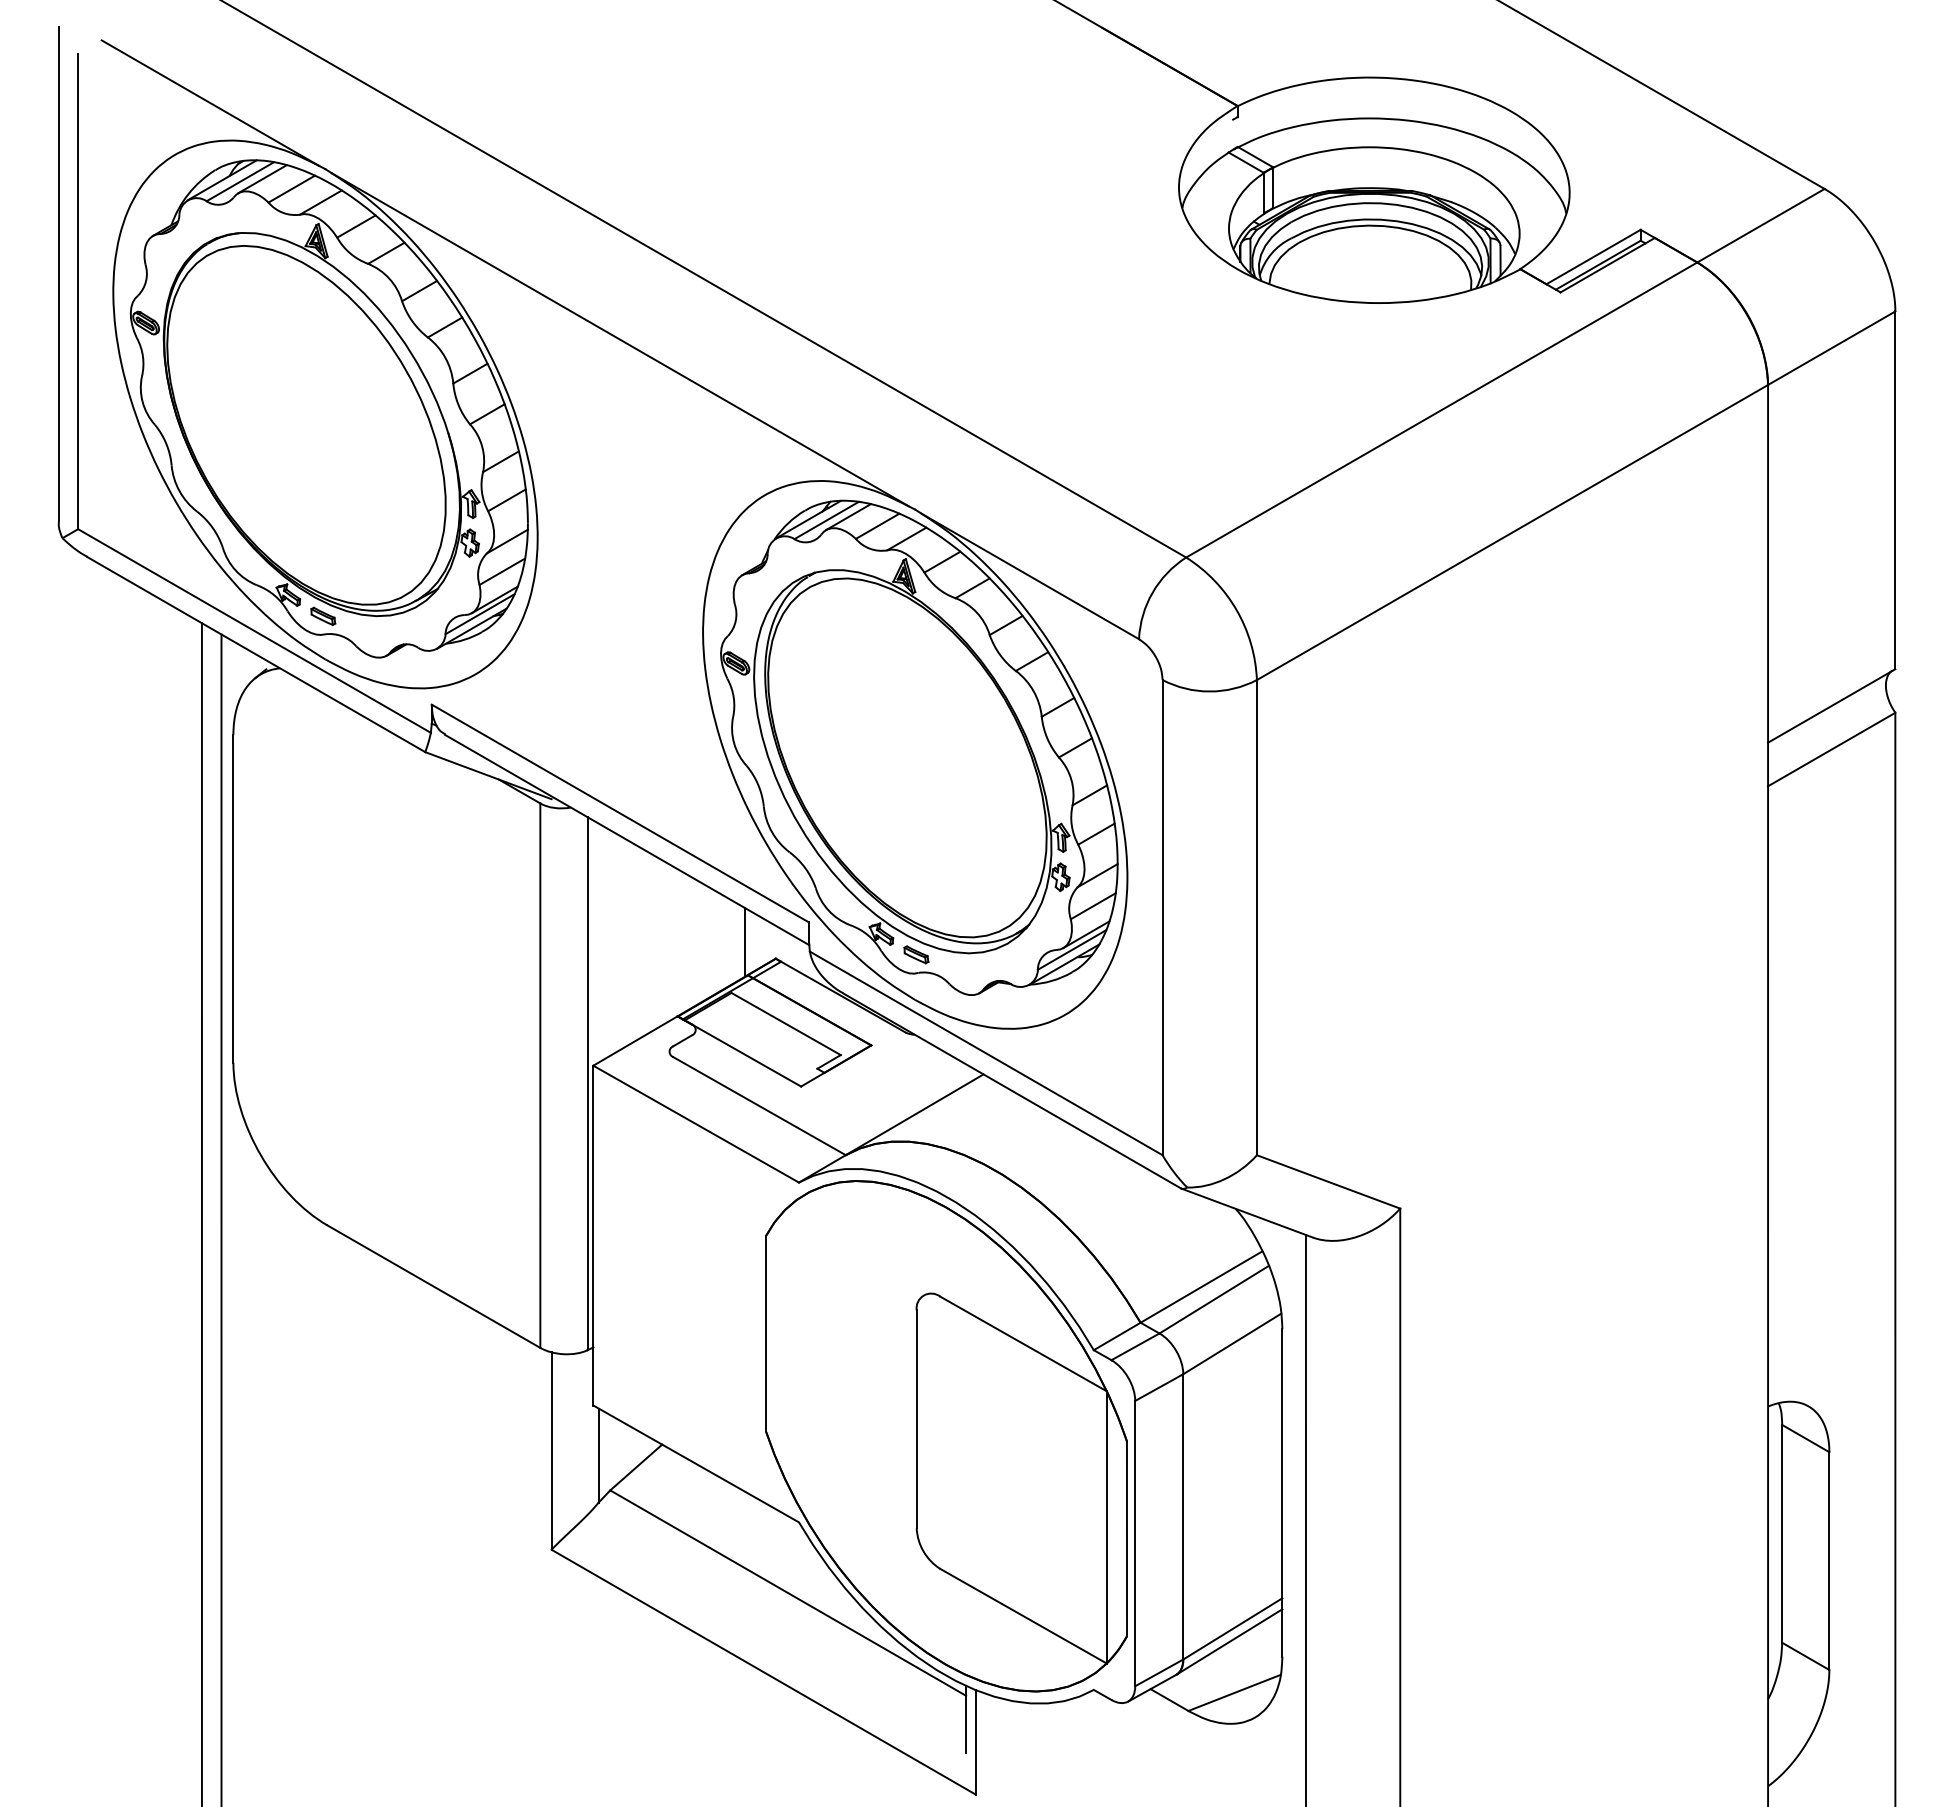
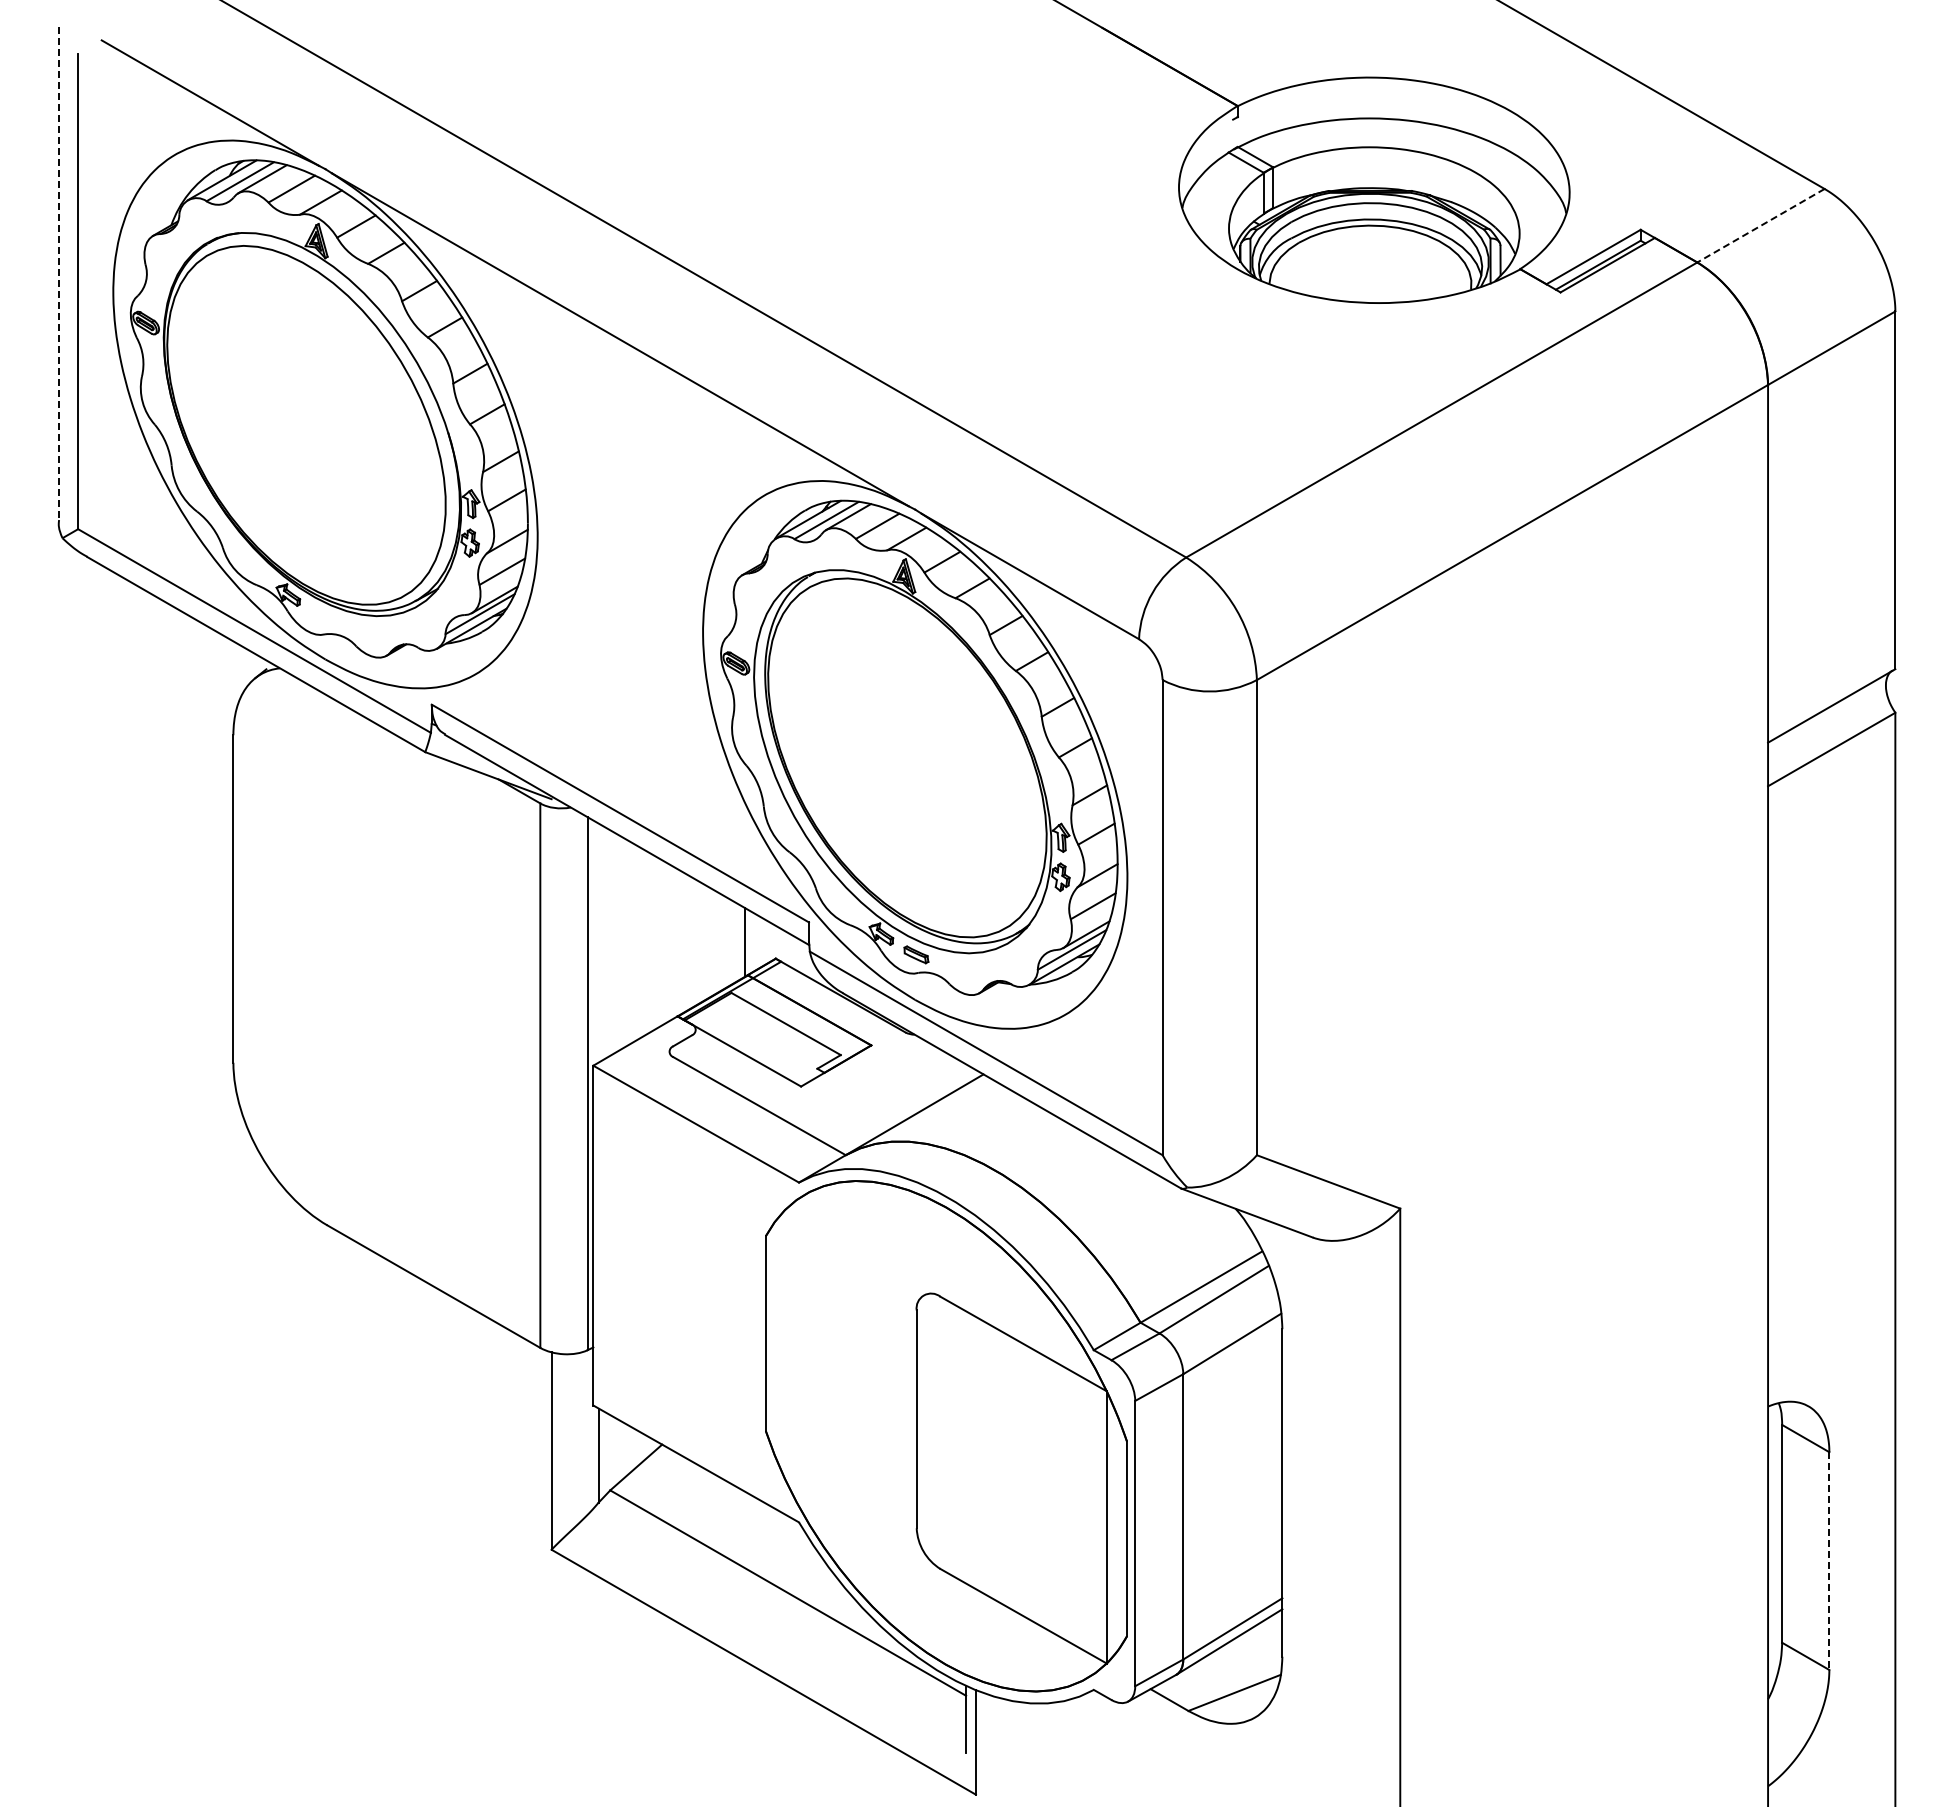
line: solid -> dashed (1760, 225)
line: solid -> dashed (58, 273)
part: present -> none (323, 615)
line: present -> none (201, 1213)
line: present -> none (221, 1218)
line: present -> none (1305, 1518)
line: solid -> dashed (1829, 1561)
